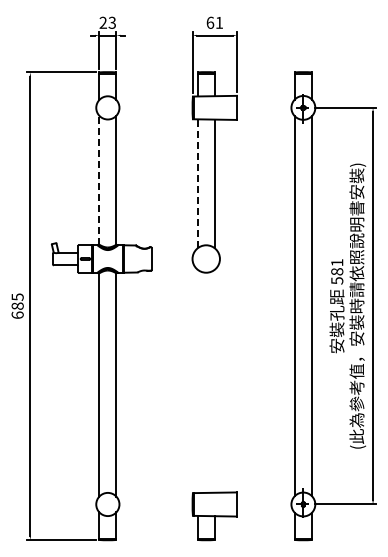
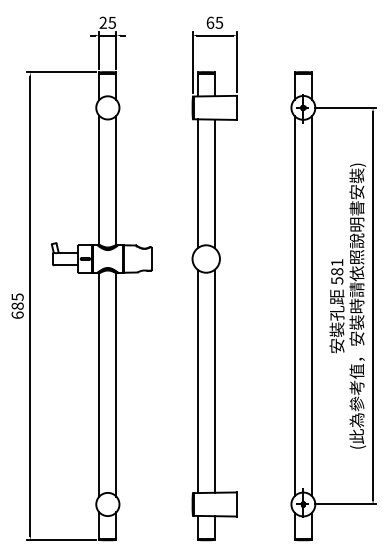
text: 23 -> 25 (112, 22)
text: 61 -> 65 (219, 22)
line: dashed -> solid (99, 179)
line: dashed -> solid (197, 183)
line: none -> present (214, 380)
line: none -> present (197, 381)
